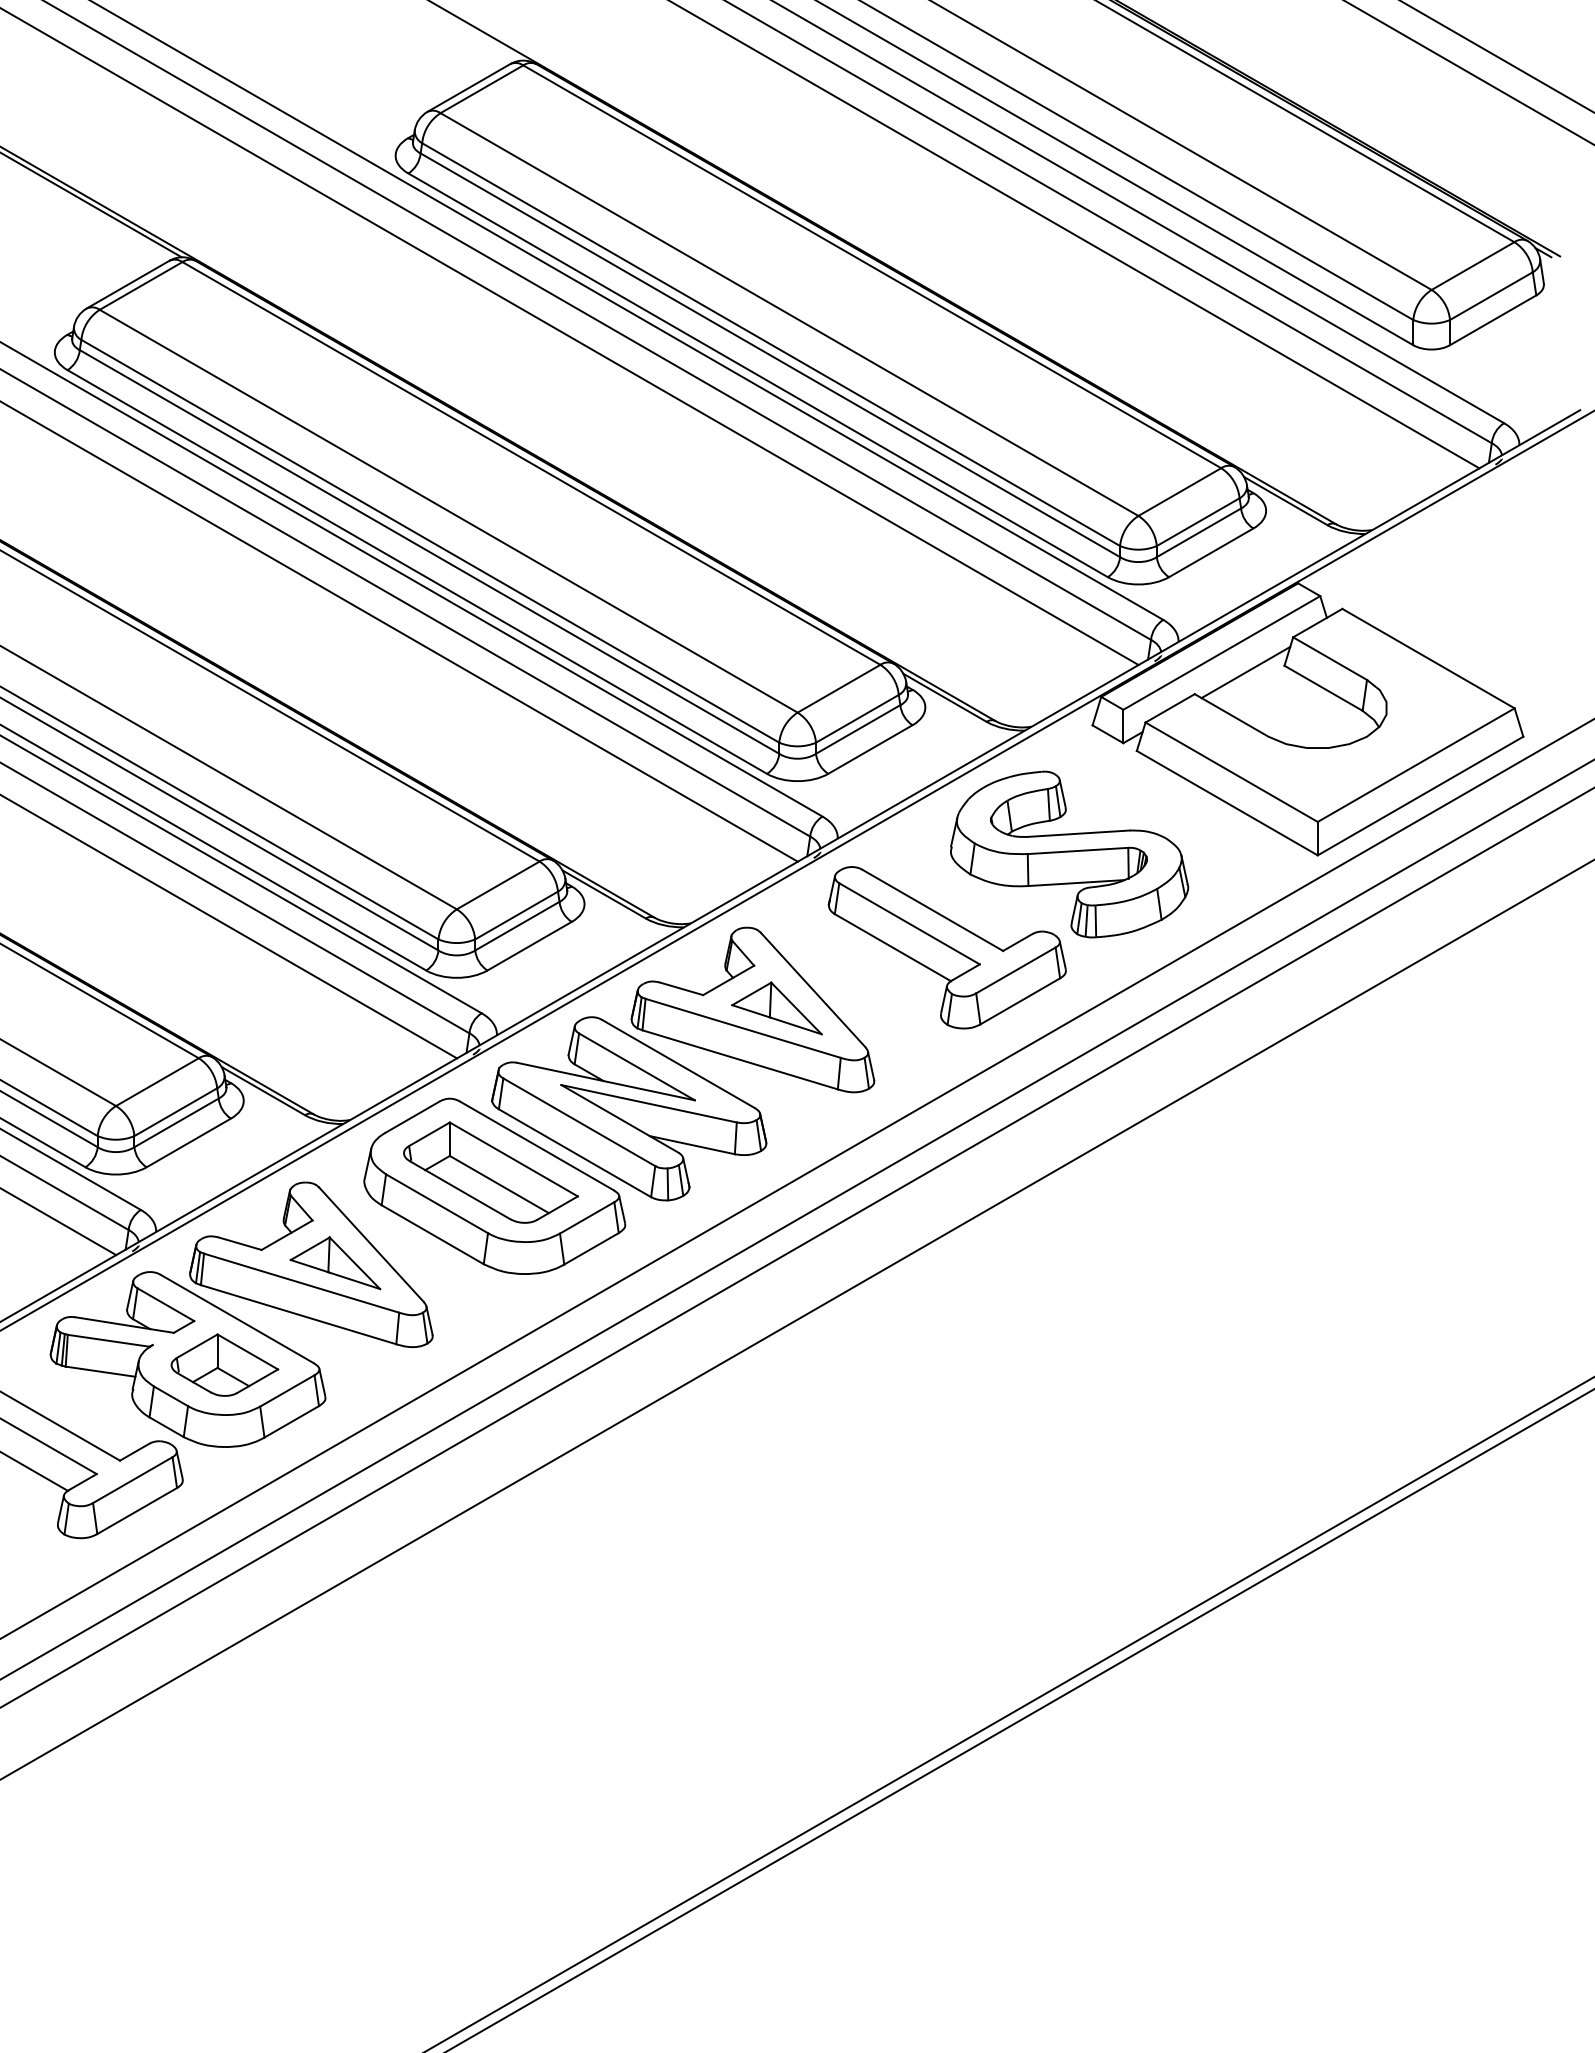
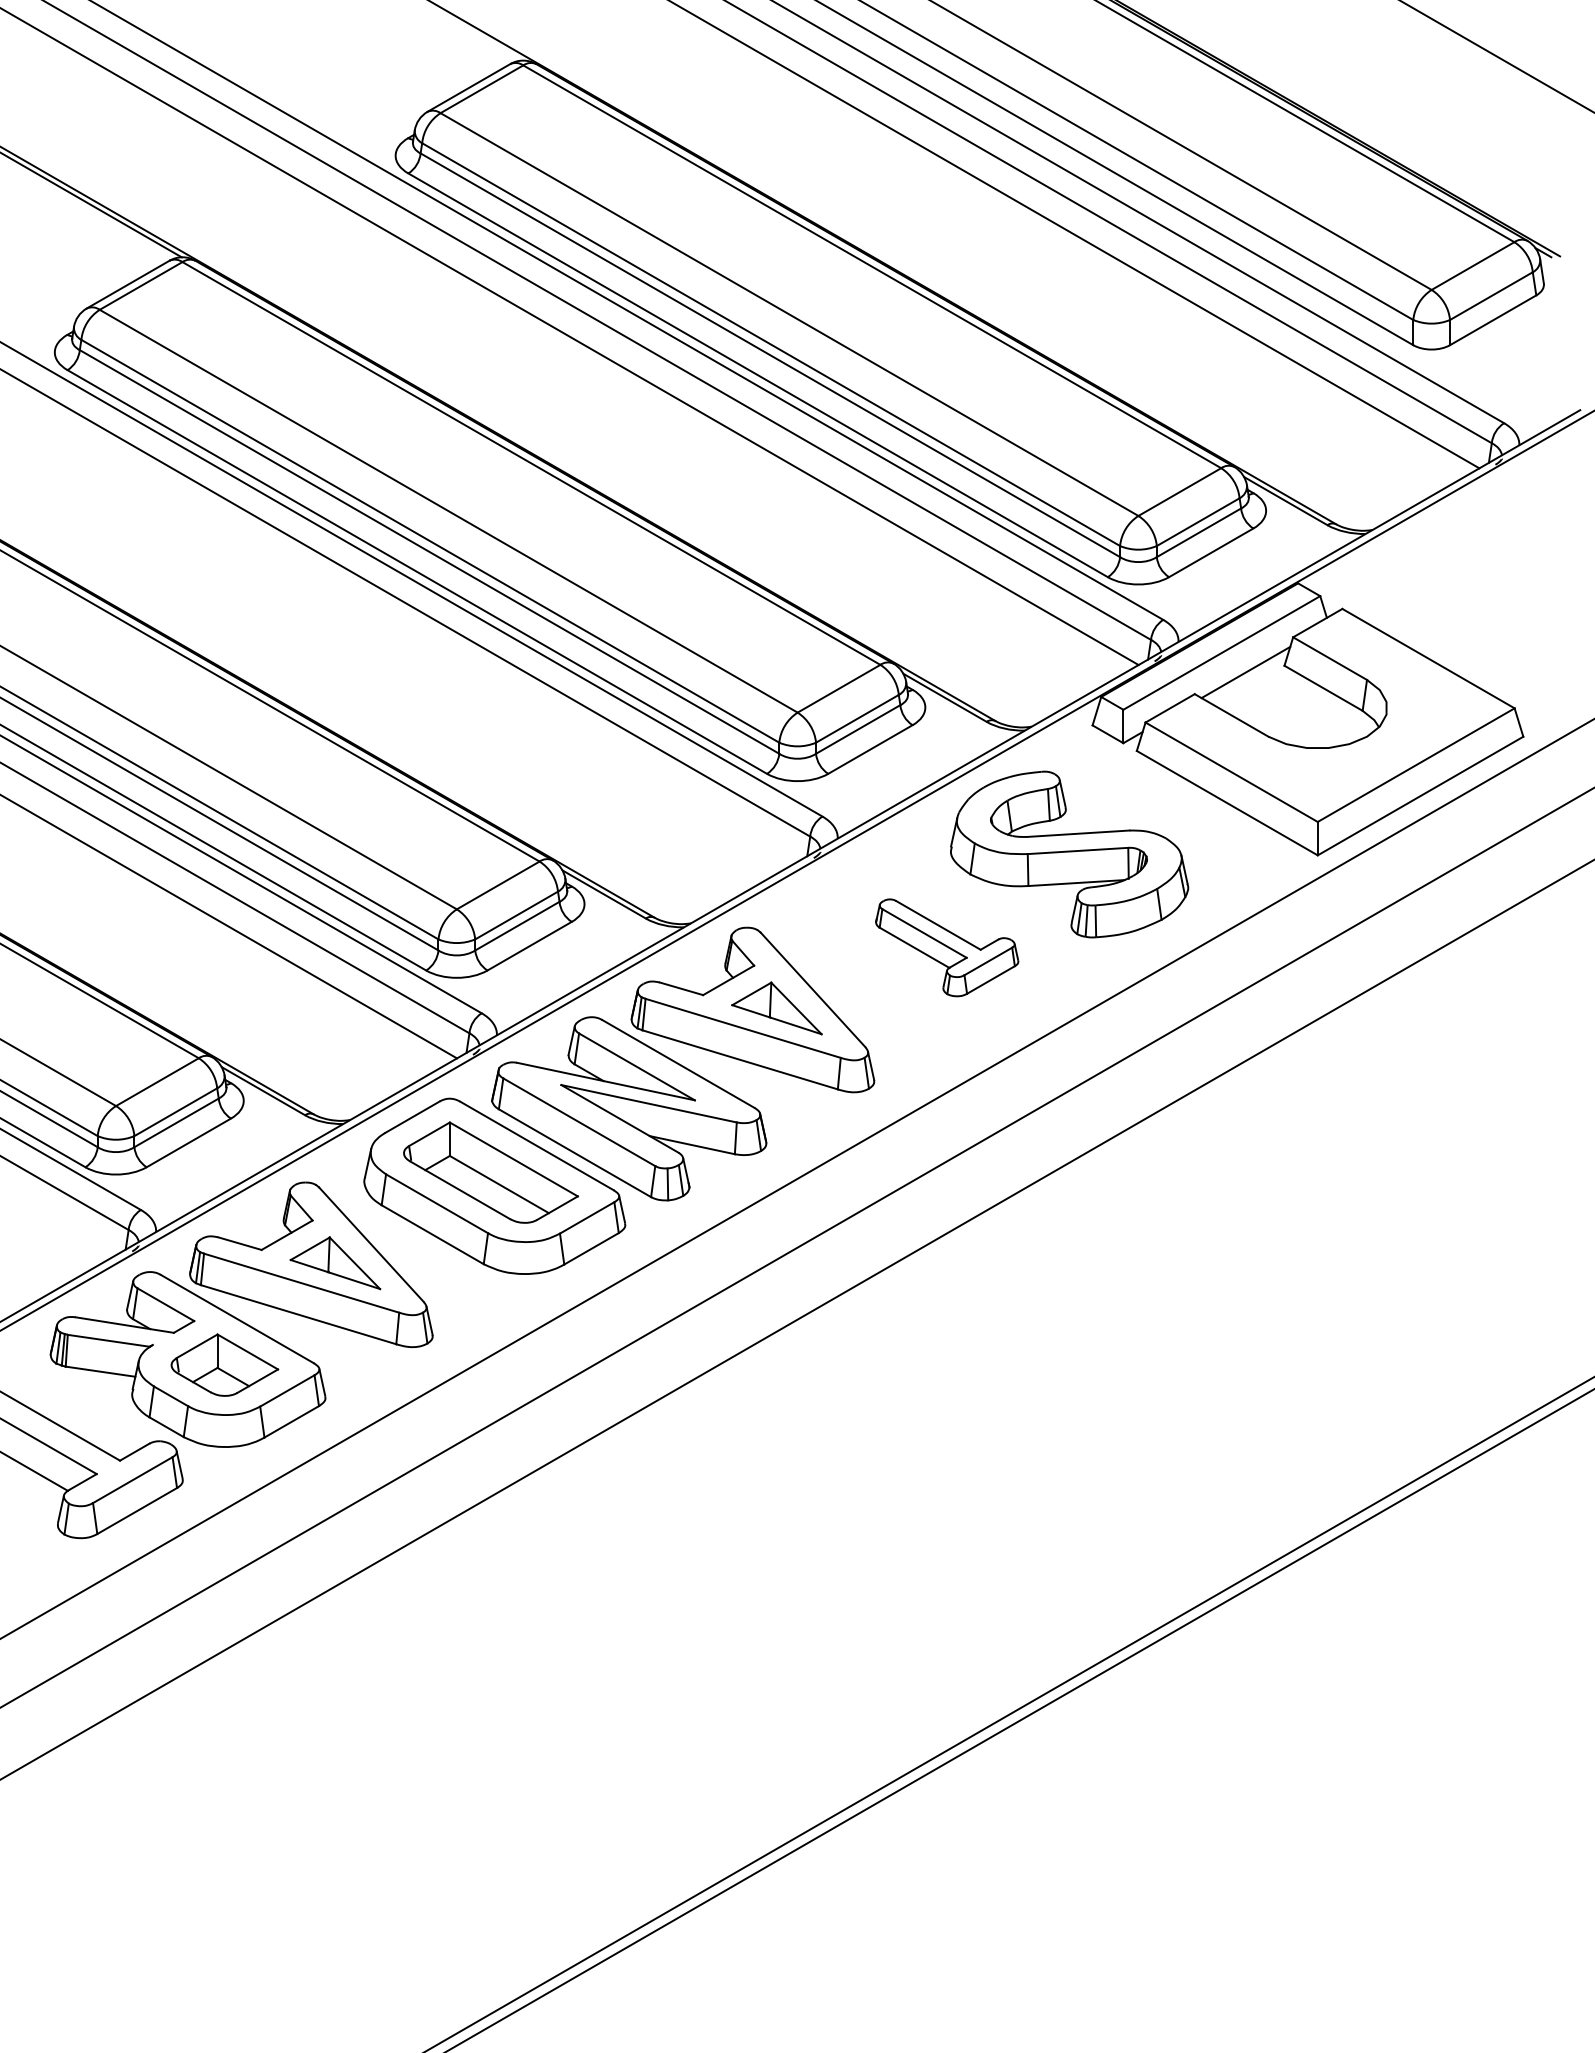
line: present -> none (1469, 72)
line: present -> none (399, 631)
part size: 240x164 px -> 145x100 px (947, 947)
line: present -> none (796, 1219)
line: present -> none (59, 1222)
